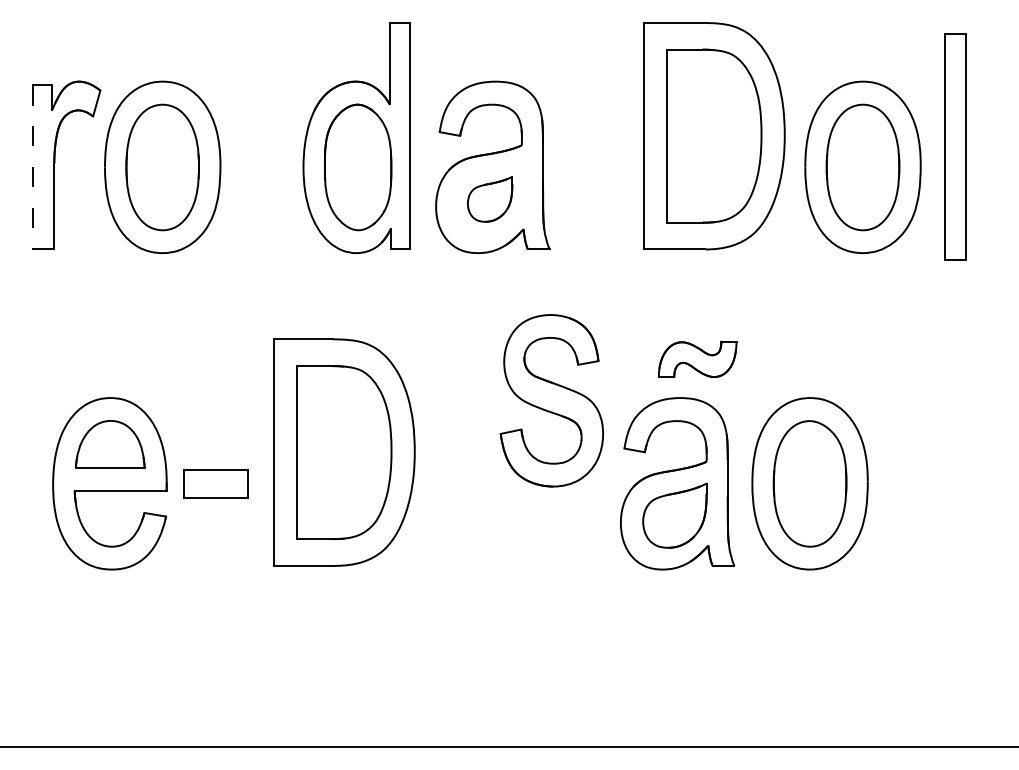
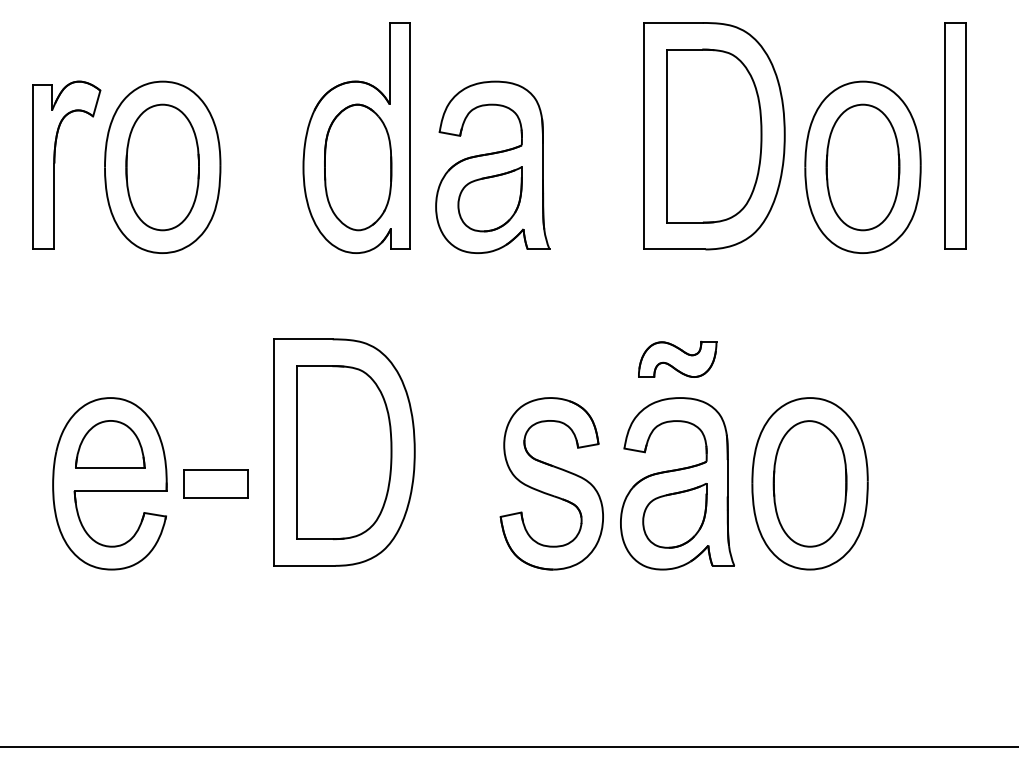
part position: (955, 146) -> (955, 135) (955, 135)
line: dashed -> solid (33, 167)
part size: 47x47 px -> 66x67 px (489, 199)
part position: (697, 358) -> (677, 358) (677, 358)
part position: (551, 400) -> (551, 483) (551, 483)
